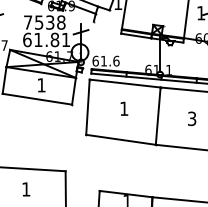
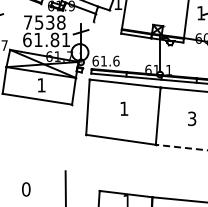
line: solid -> dashed (181, 147)
line: present -> none (33, 169)
text: 1 -> 0 (26, 189)
